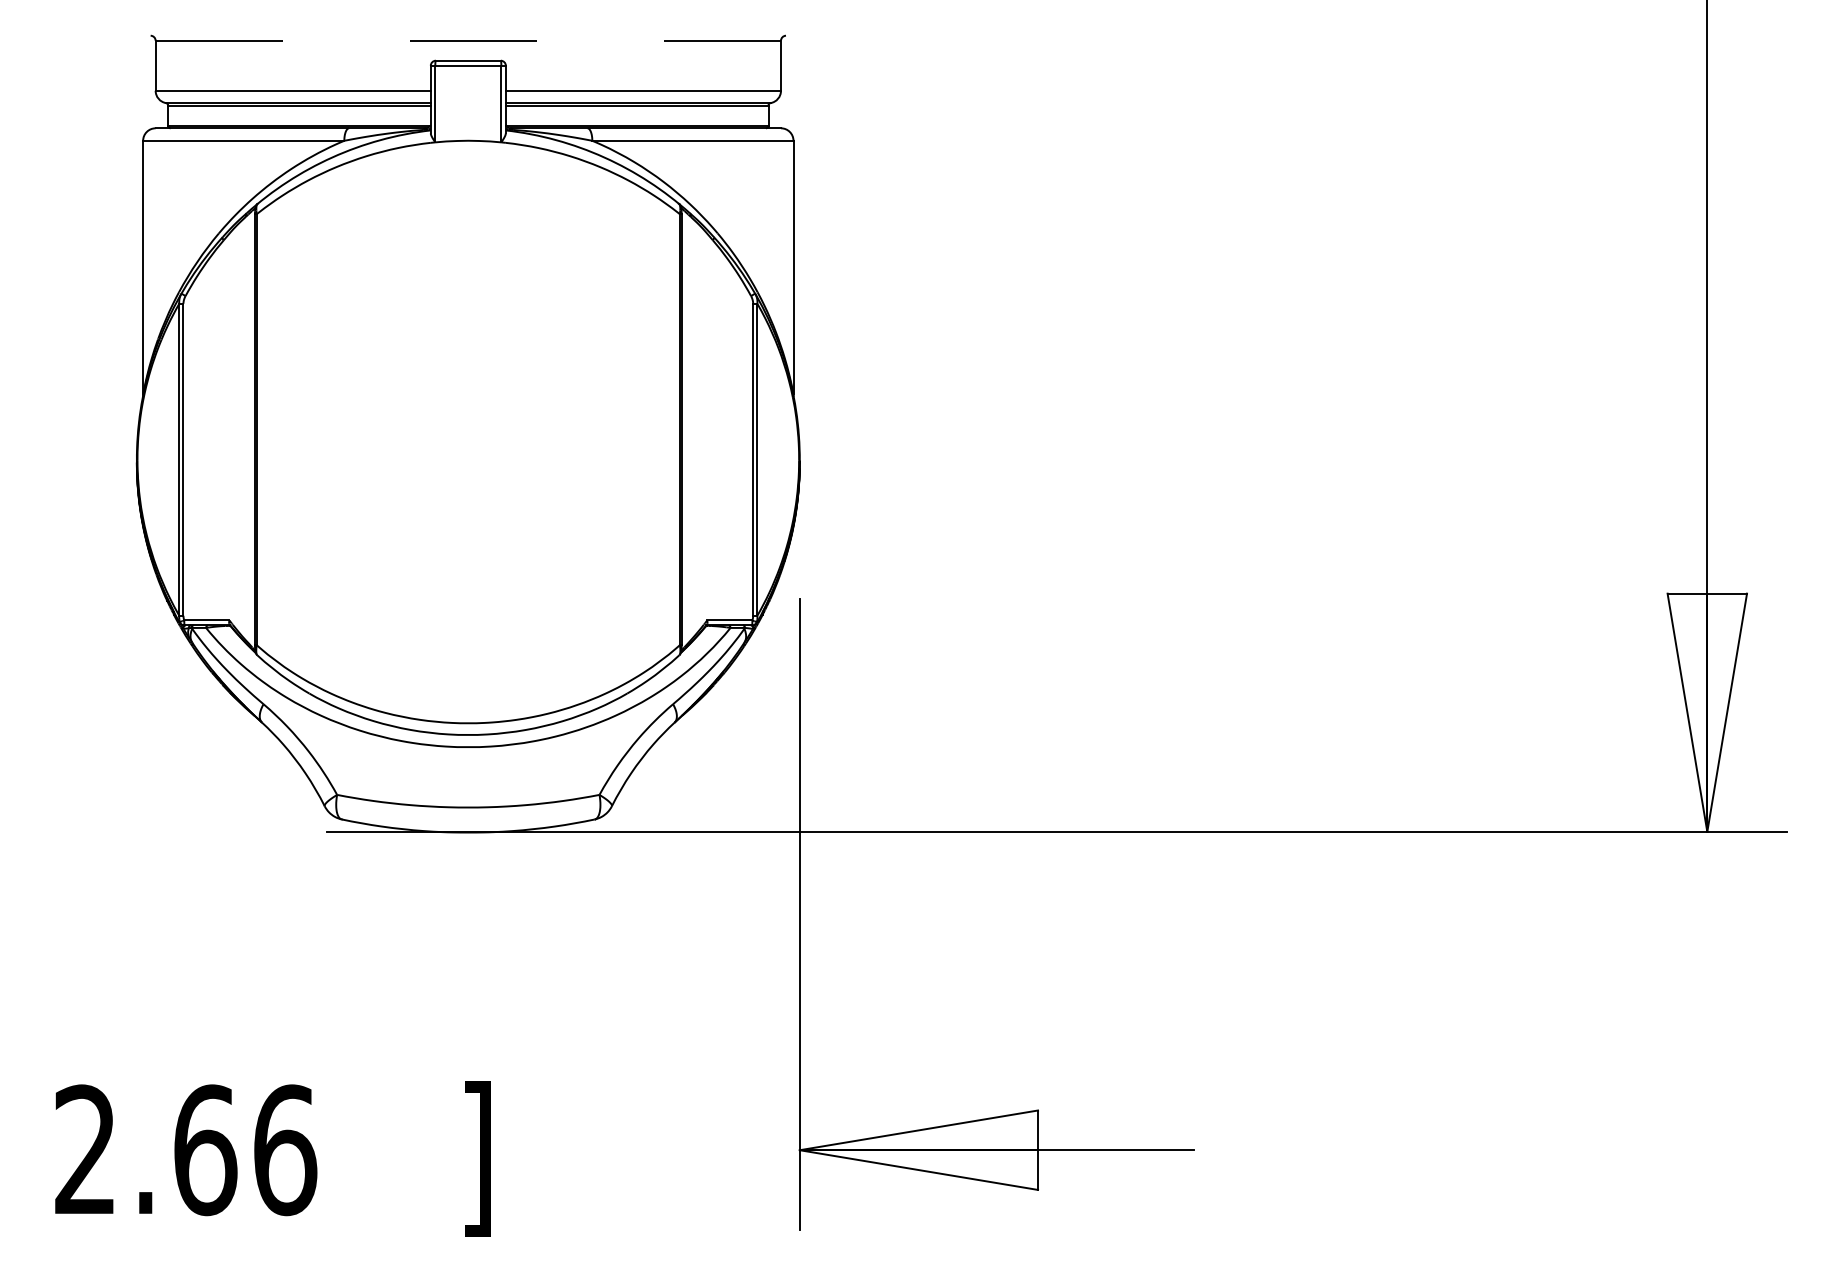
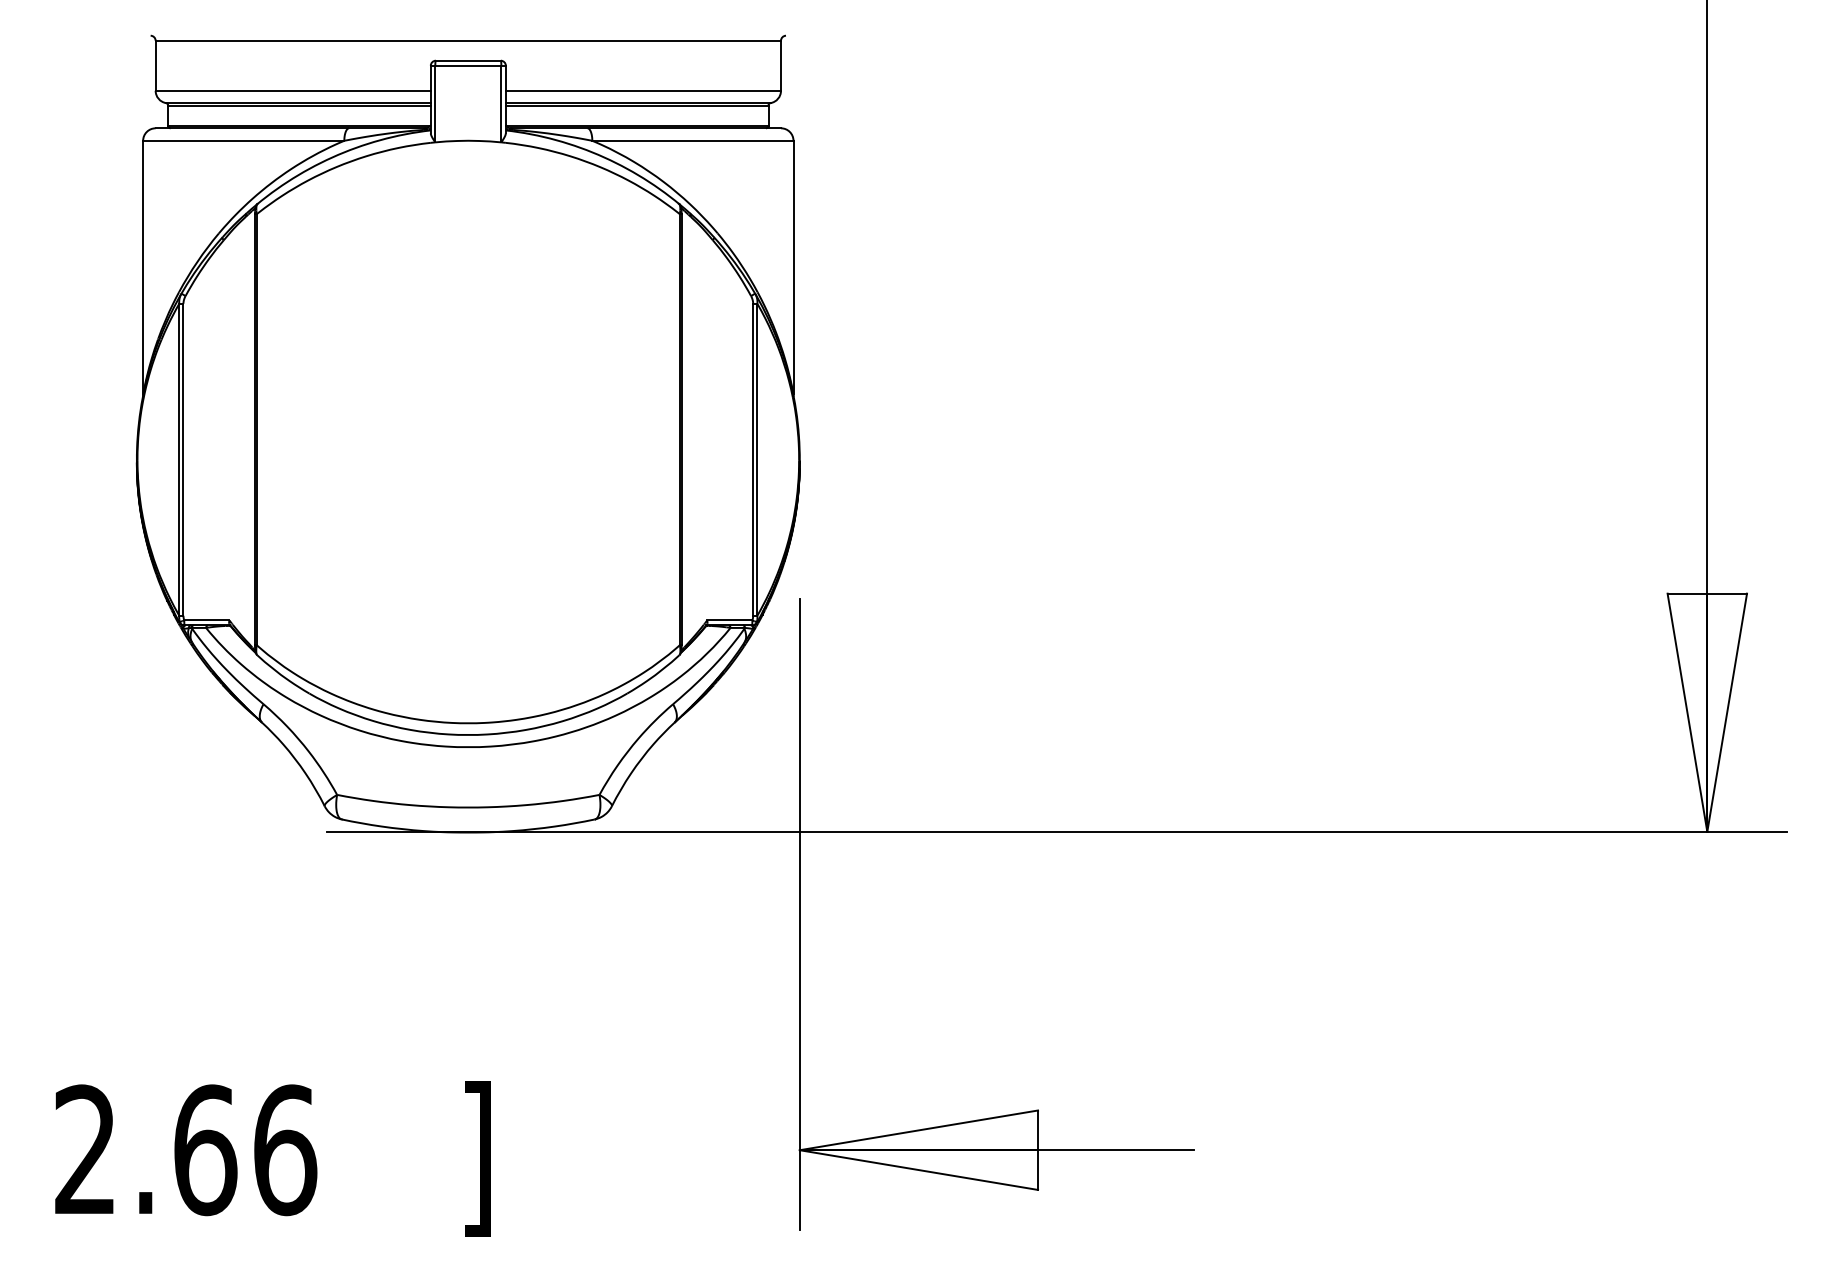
line: dashed -> solid (468, 40)
